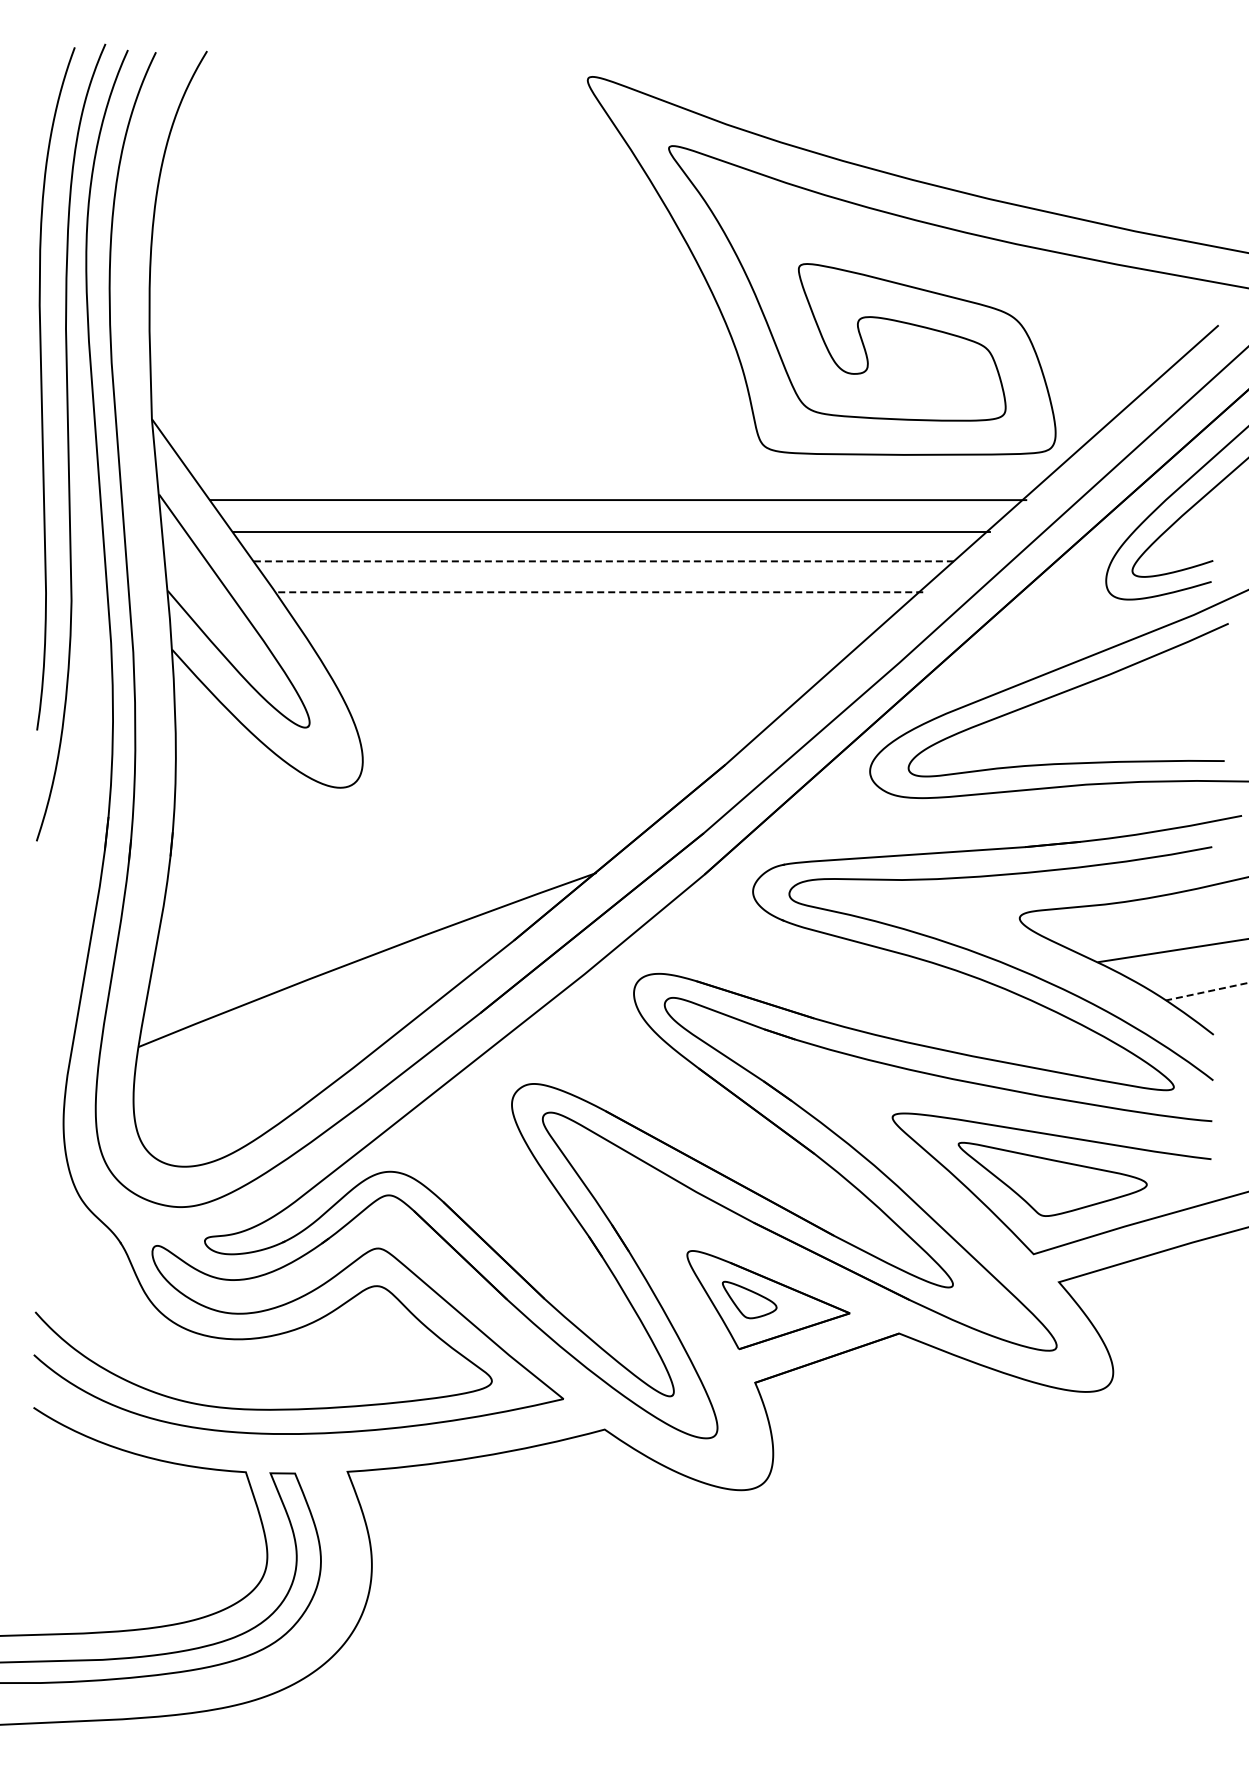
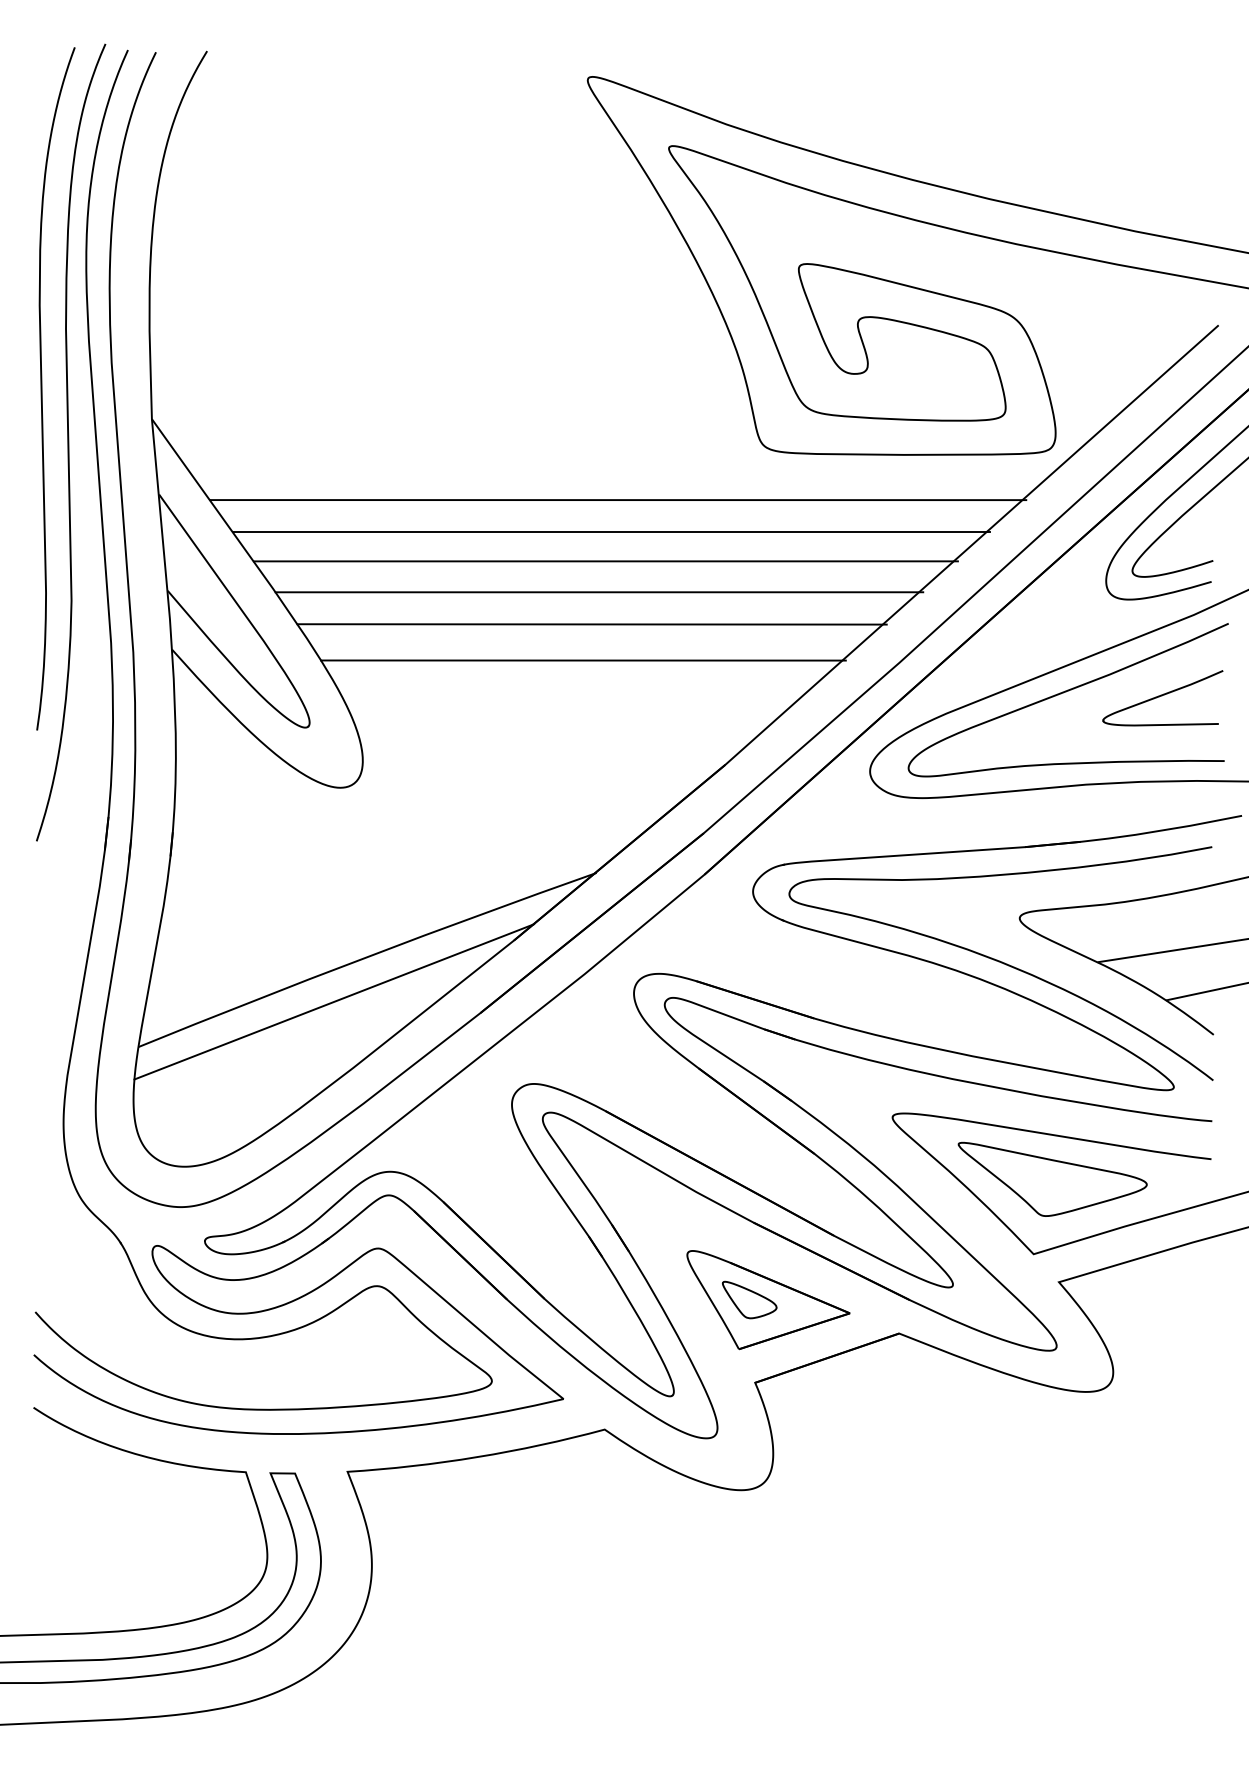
line: dashed -> solid (606, 561)
line: dashed -> solid (599, 592)
line: none -> present (591, 624)
line: none -> present (583, 660)
curve: none -> present (1162, 696)
line: dashed -> solid (1206, 991)
line: none -> present (334, 1001)
